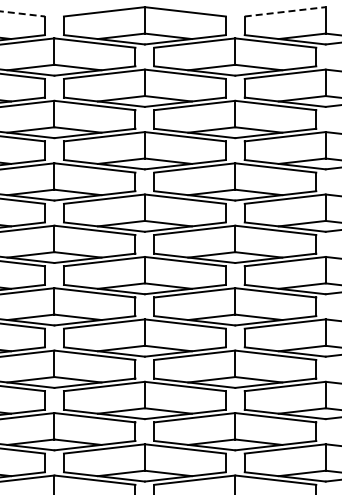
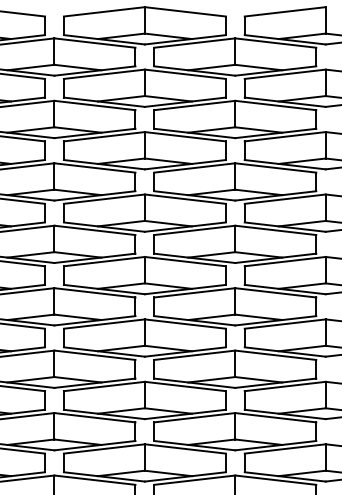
line: dashed -> solid (285, 11)
line: dashed -> solid (23, 14)
